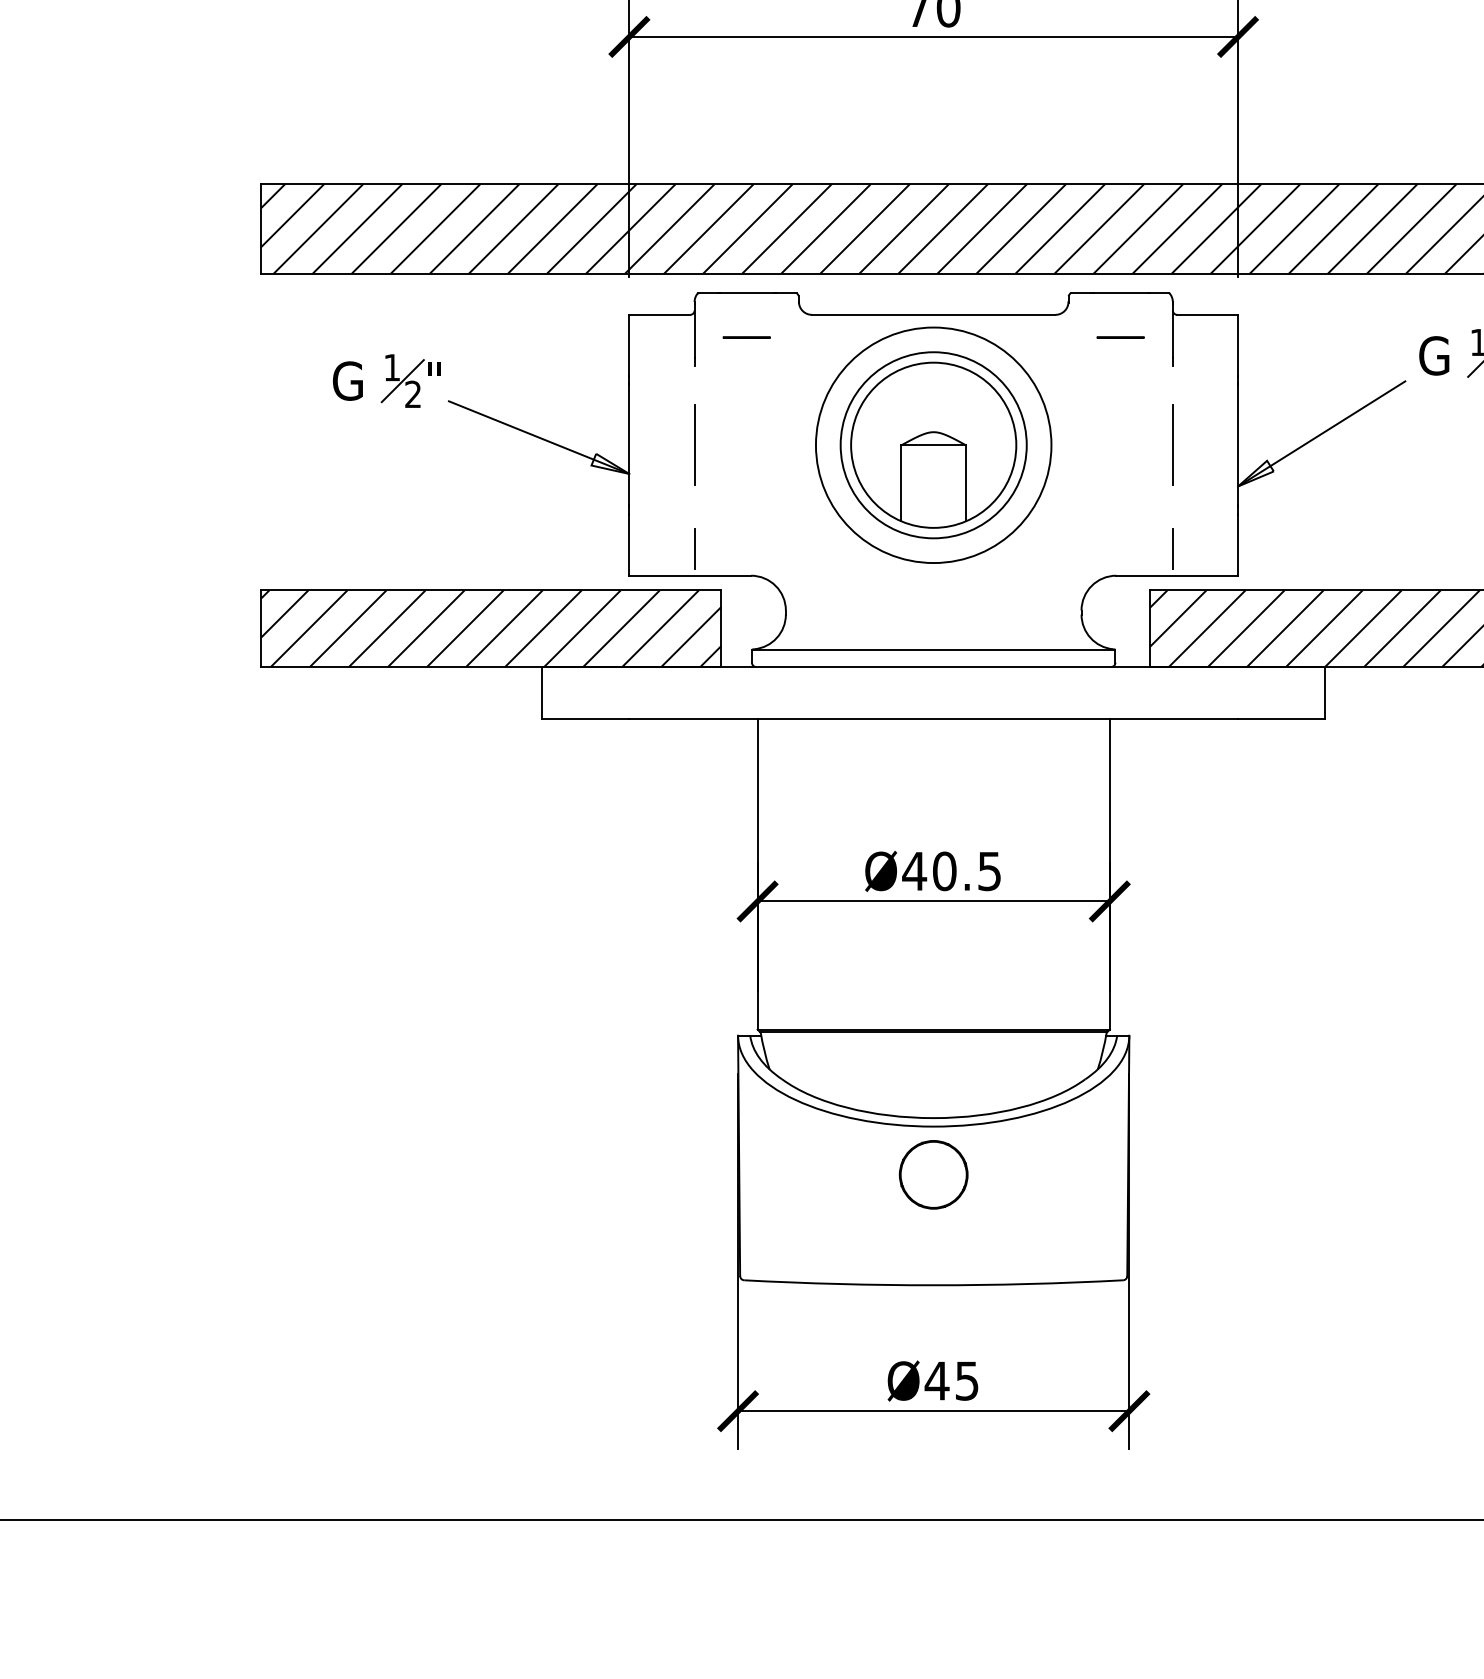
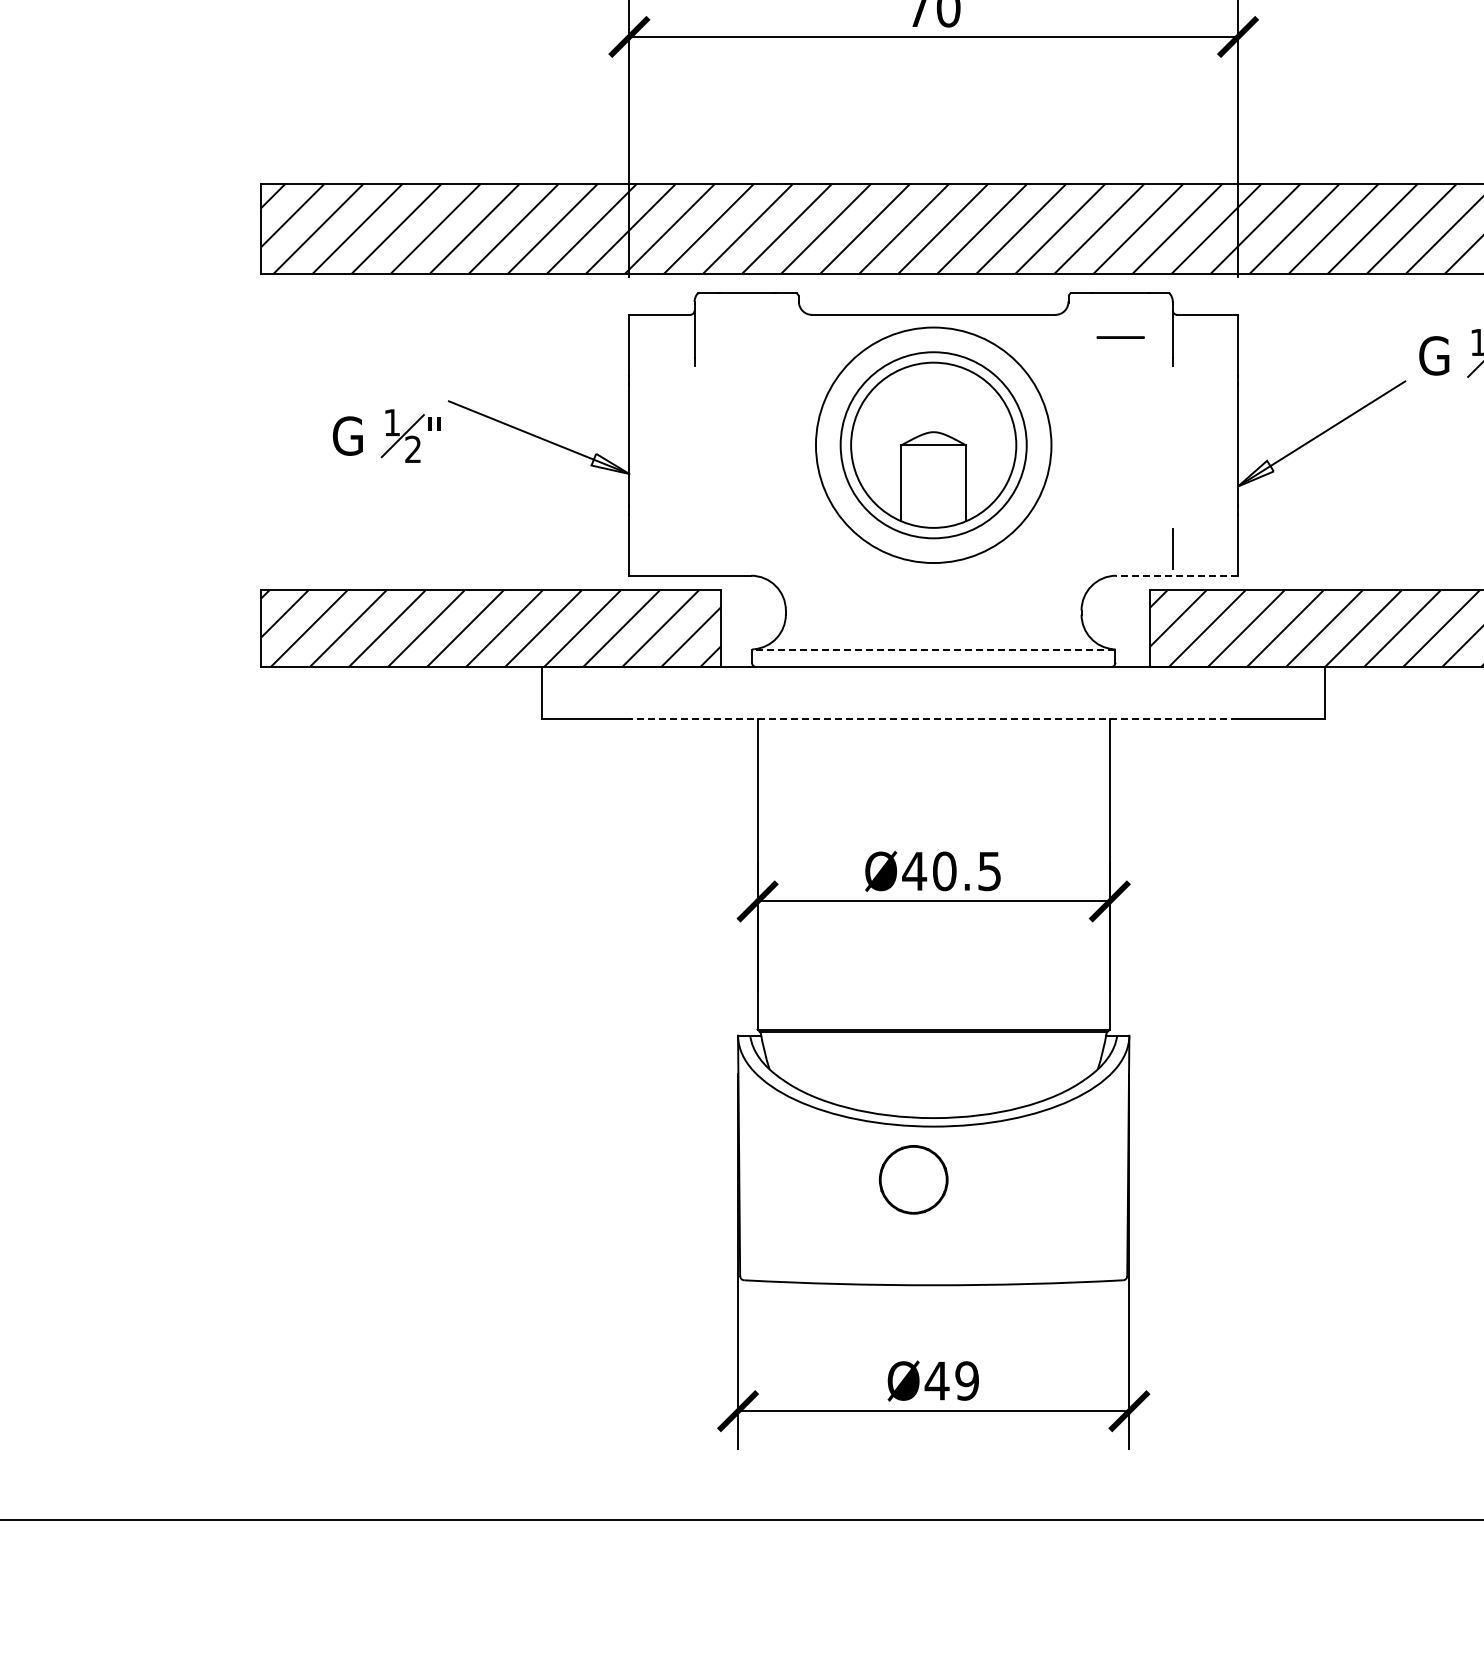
line: present -> none (746, 337)
part position: (386, 380) -> (386, 435) (386, 435)
line: present -> none (694, 445)
line: present -> none (1172, 445)
line: present -> none (694, 548)
line: solid -> dashed (1177, 575)
line: solid -> dashed (933, 649)
line: solid -> dashed (933, 719)
part position: (933, 1174) -> (913, 1179) (913, 1179)
text: Ø45 -> Ø49 (966, 1380)
